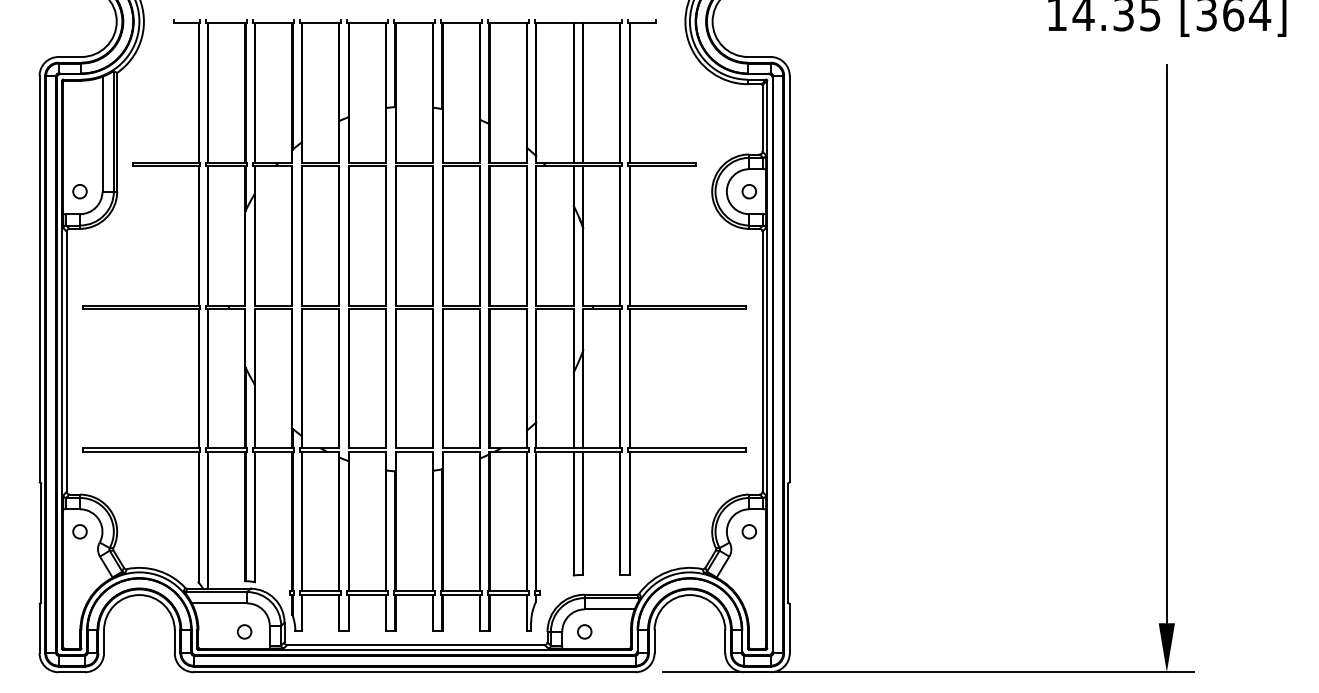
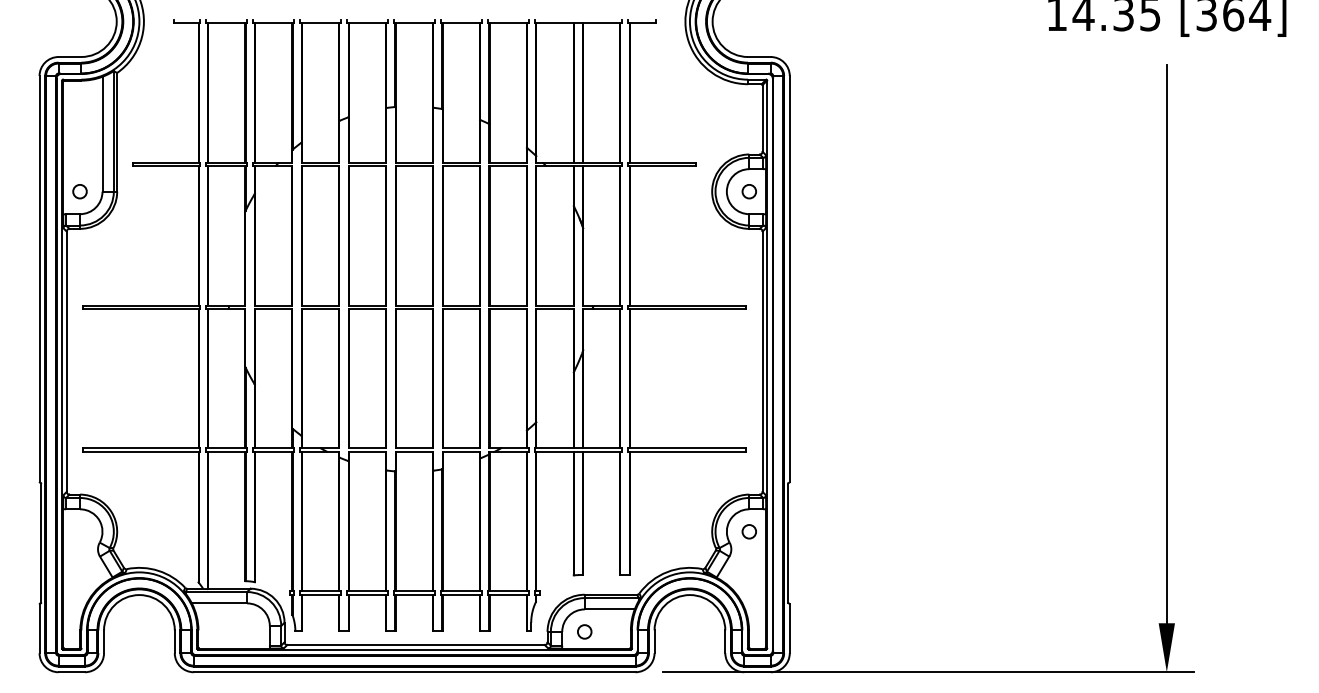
circle: present -> none (79, 531)
circle: present -> none (244, 631)
